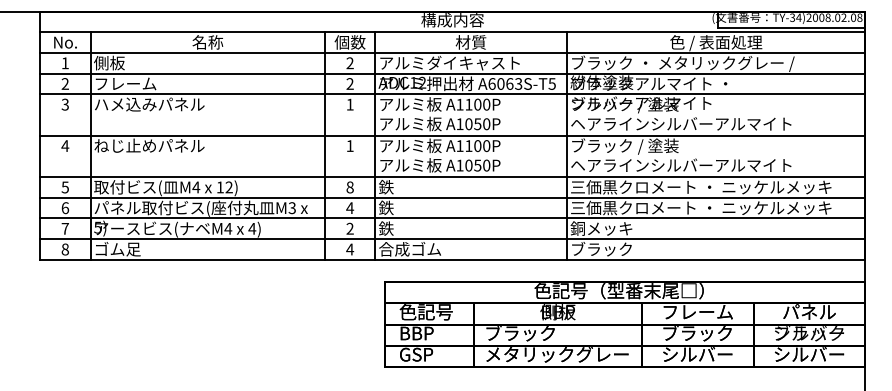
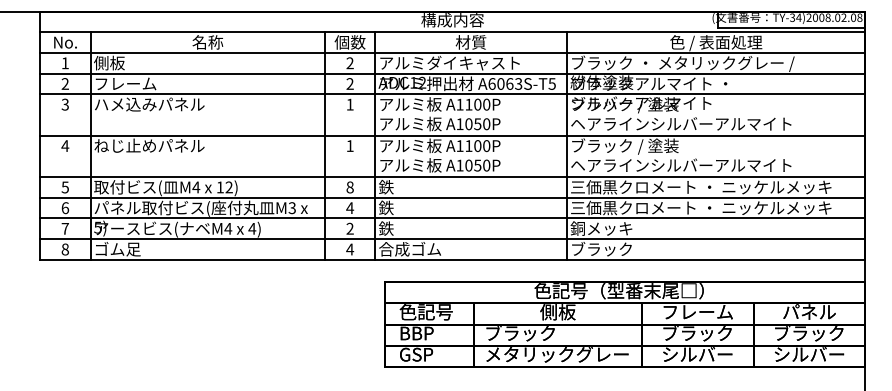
text: BBP -> 側板 (557, 312)
text: シルバー -> ブラック (809, 333)
